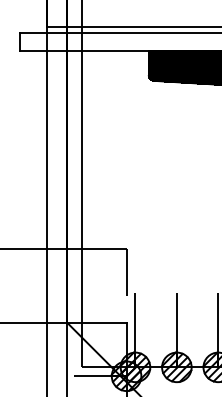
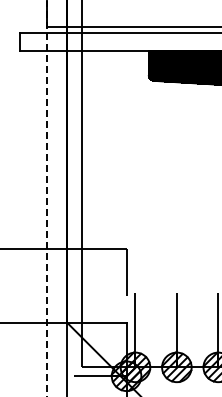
line: solid -> dashed (46, 198)
